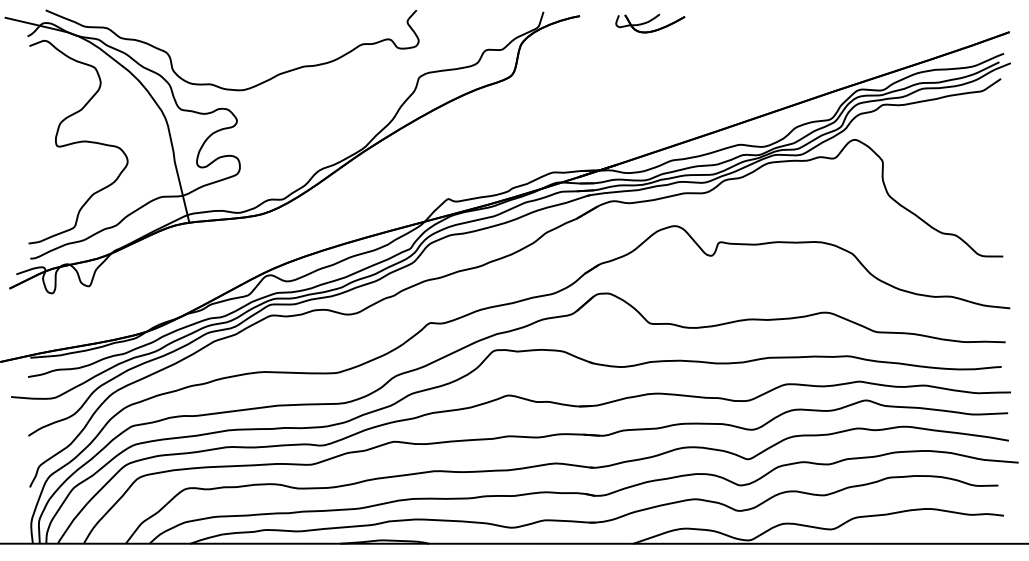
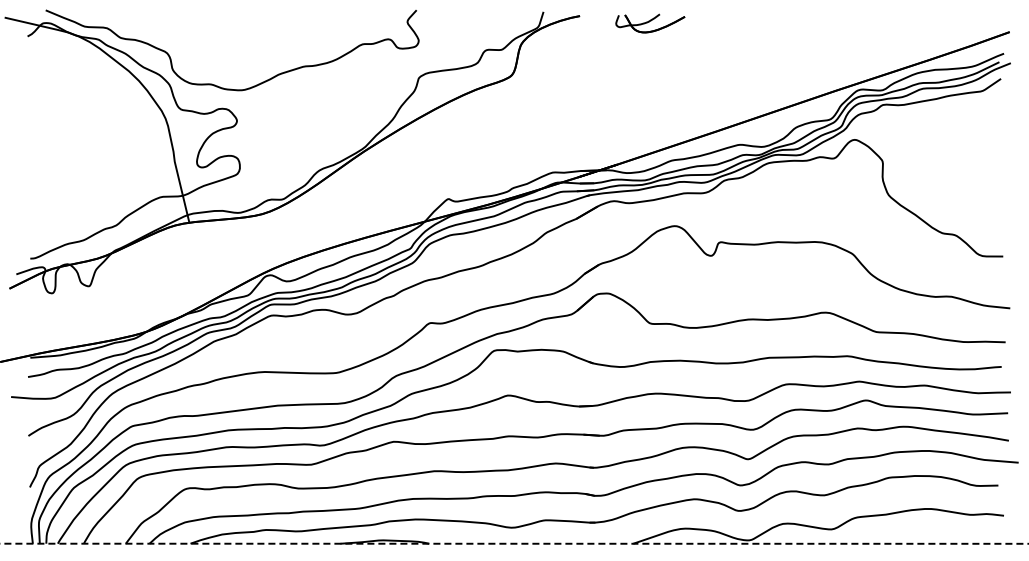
curve: present -> none (78, 142)
line: solid -> dashed (514, 543)
